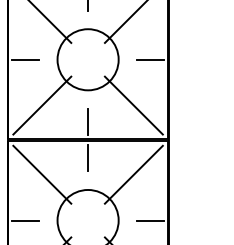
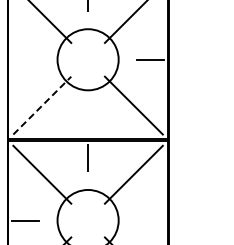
line: present -> none (25, 59)
line: solid -> dashed (42, 105)
line: present -> none (88, 122)
line: present -> none (150, 220)
